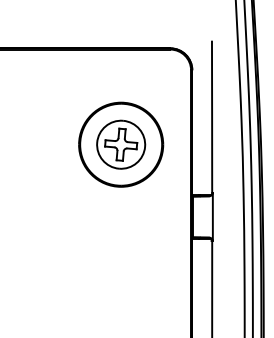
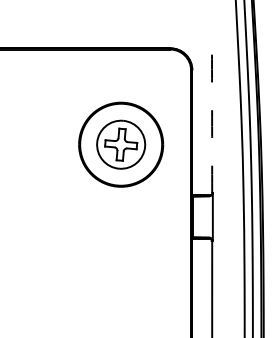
arc: solid -> dashed (212, 117)
